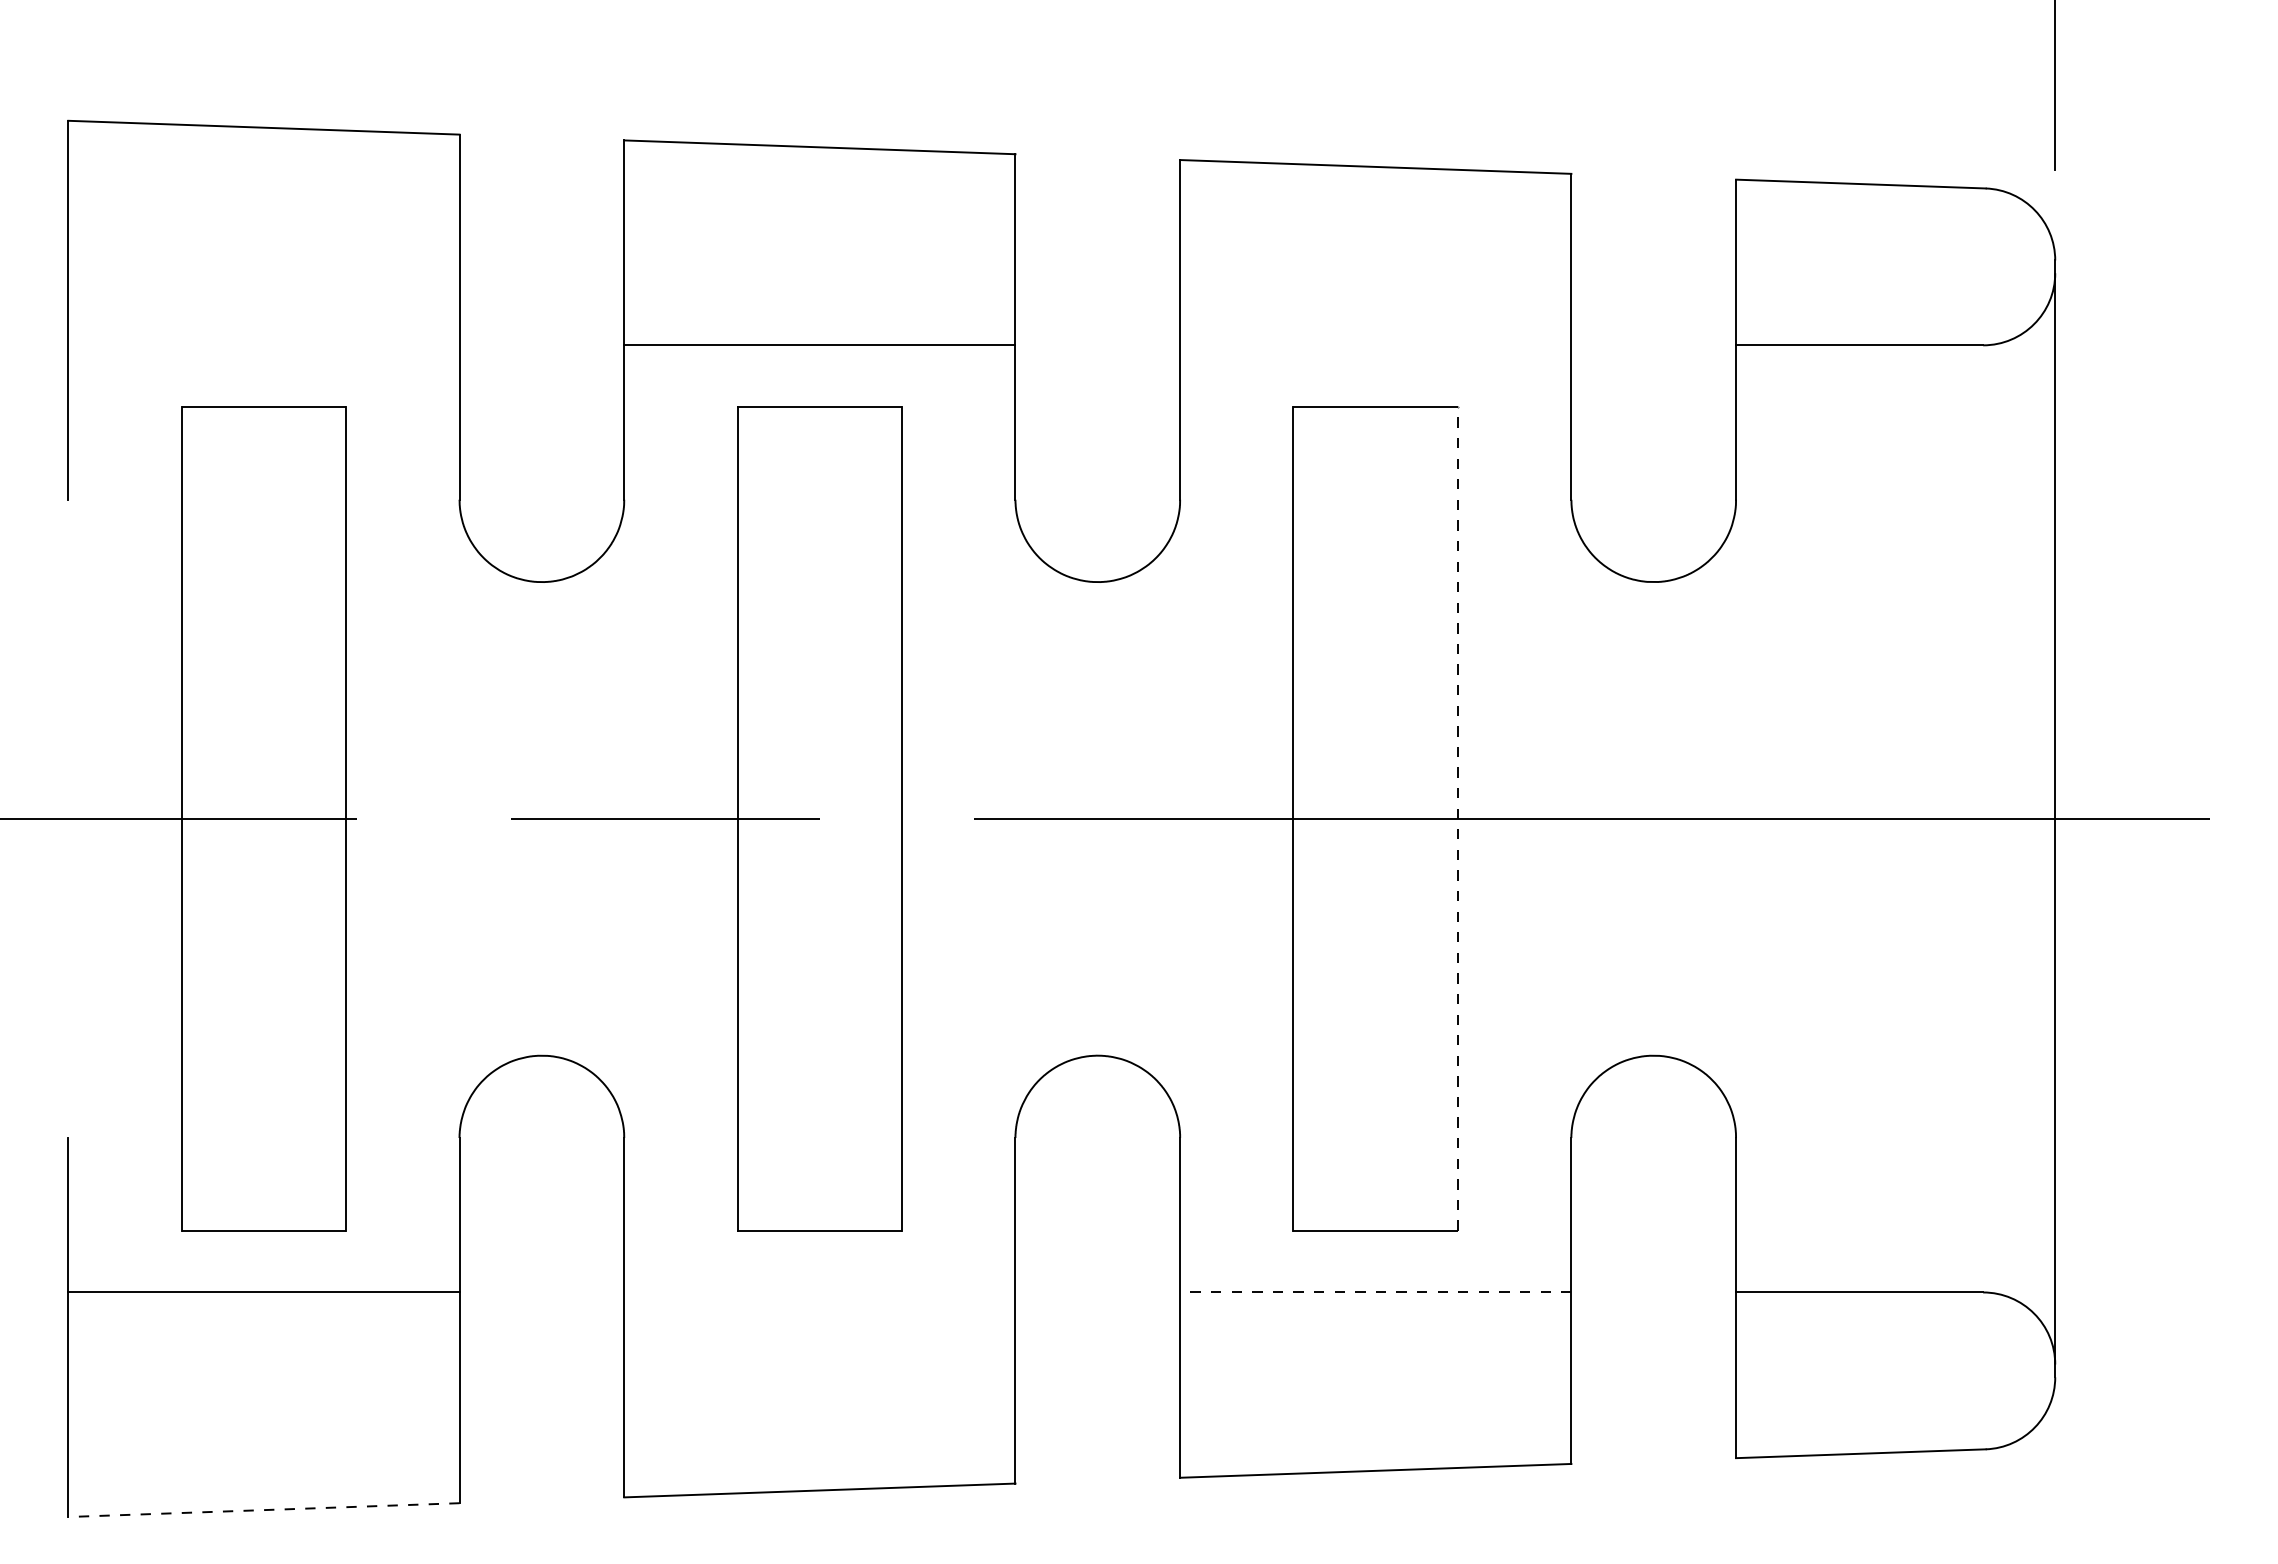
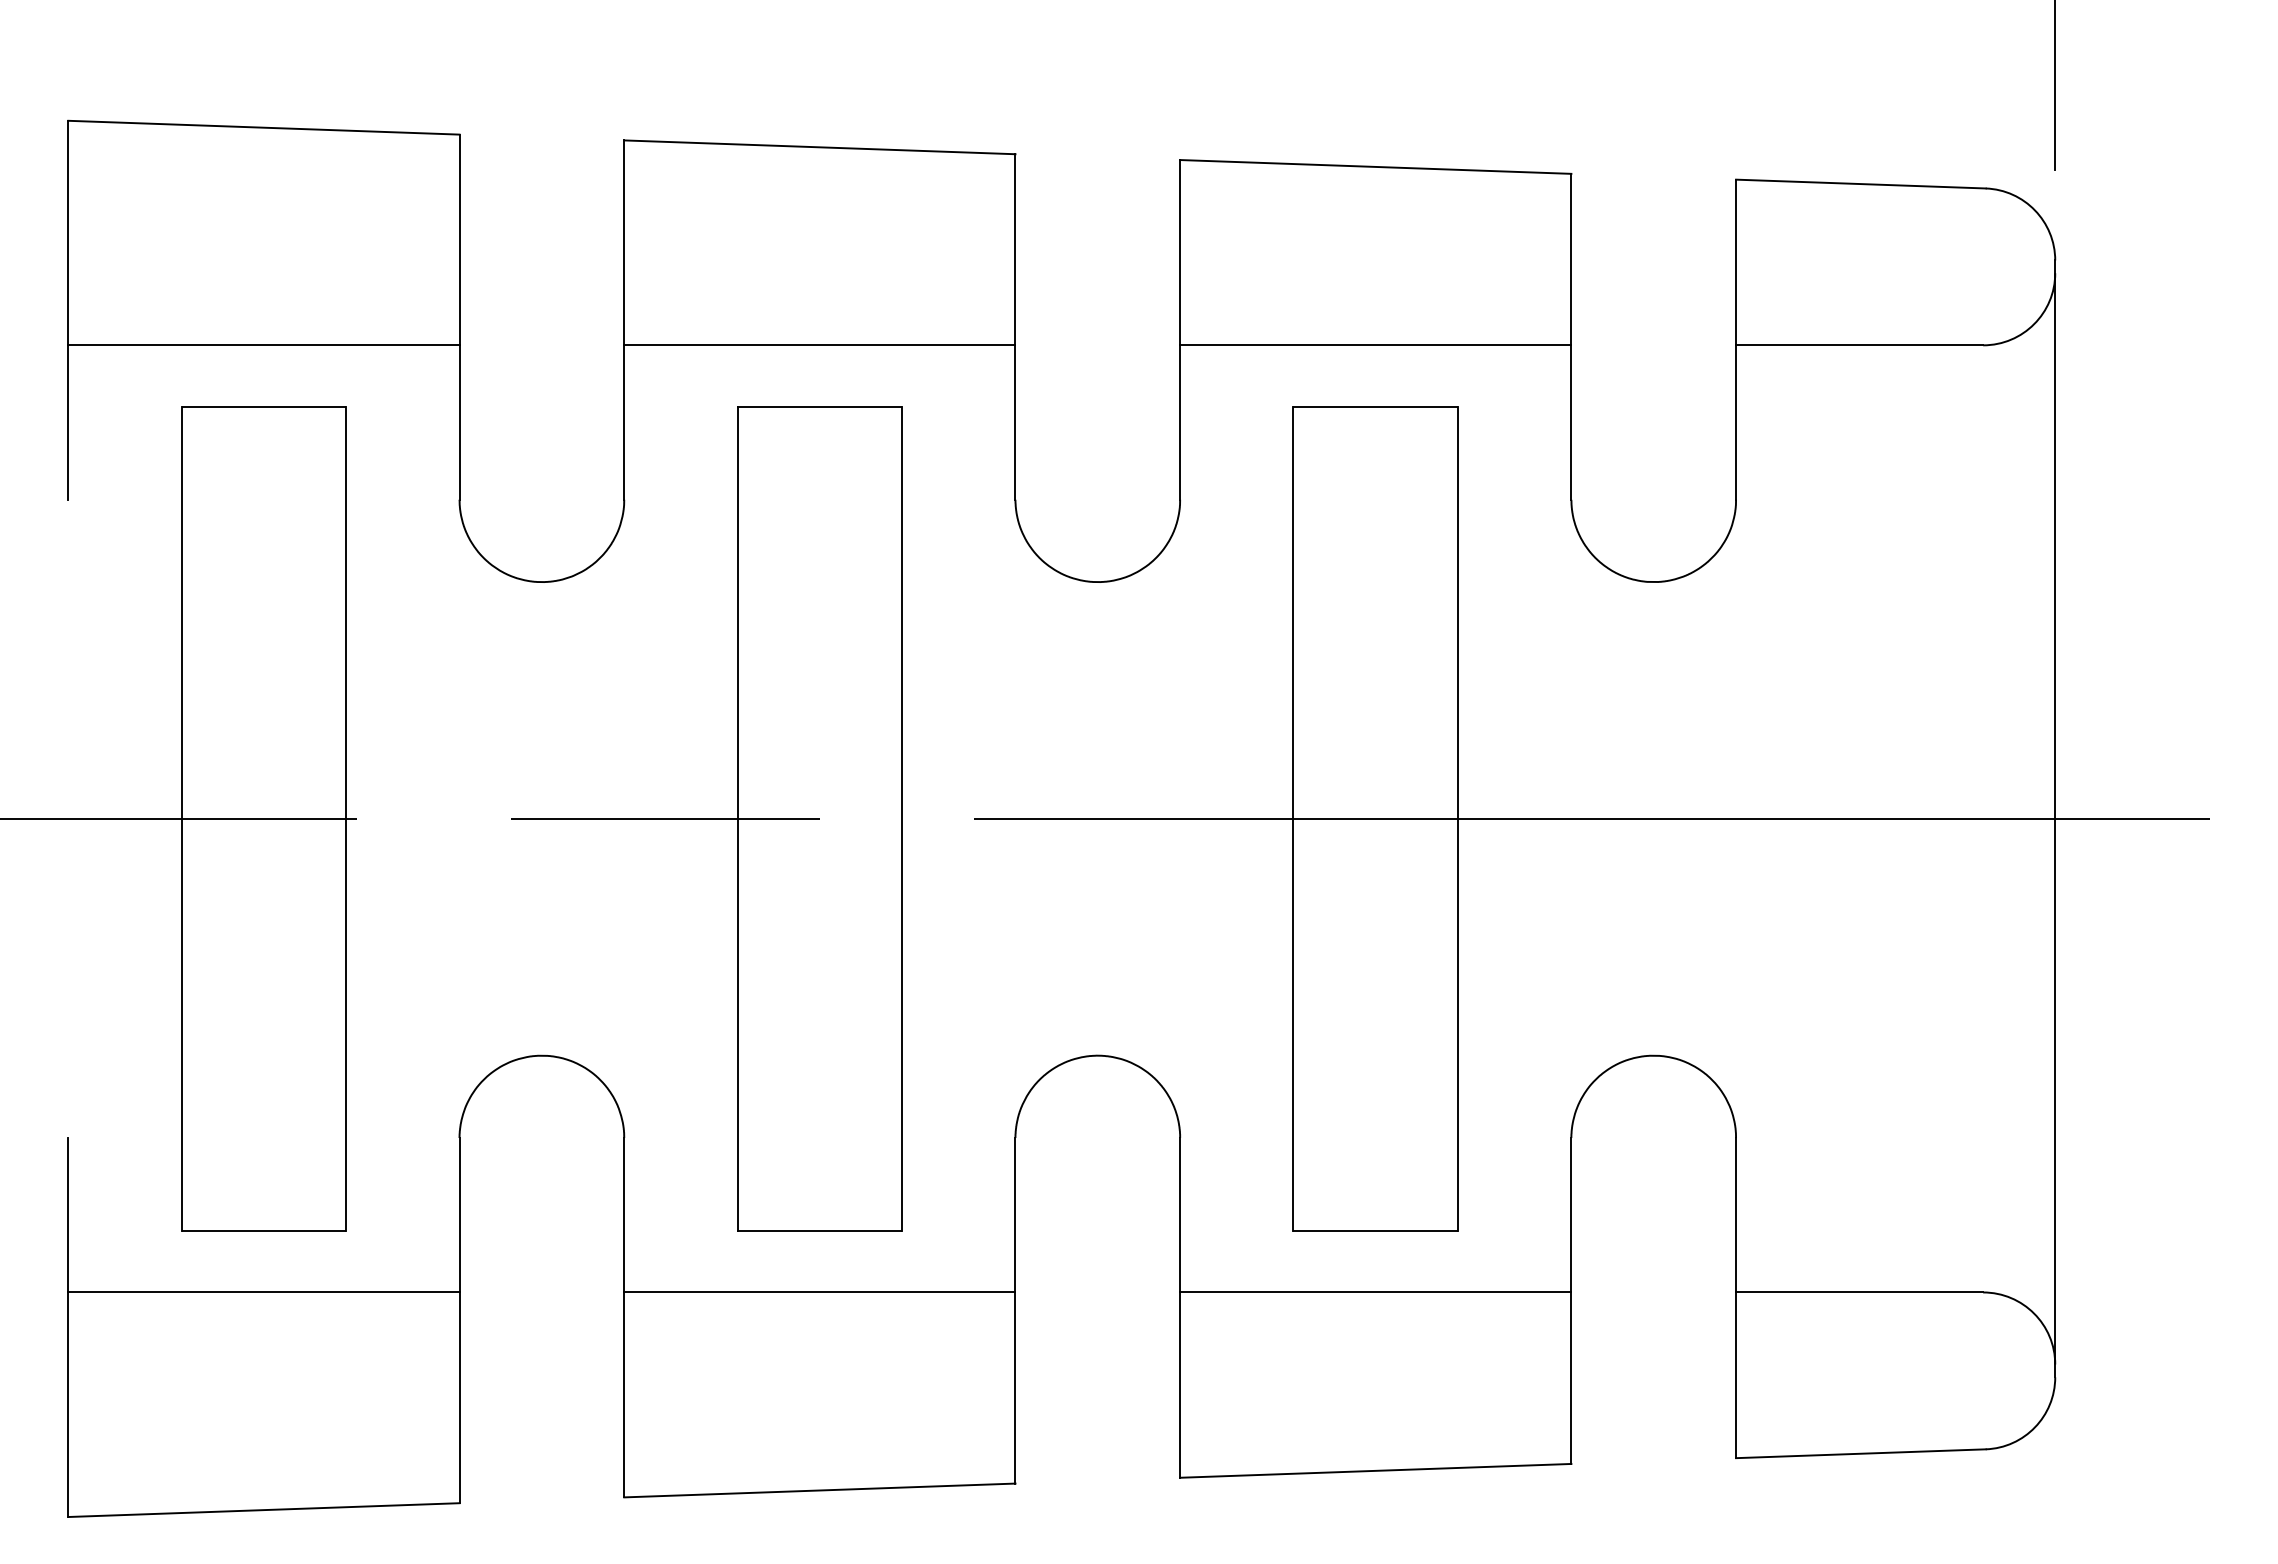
line: none -> present (263, 345)
line: none -> present (1375, 345)
line: dashed -> solid (1458, 818)
line: none -> present (819, 1292)
line: dashed -> solid (1375, 1292)
line: dashed -> solid (263, 1510)
